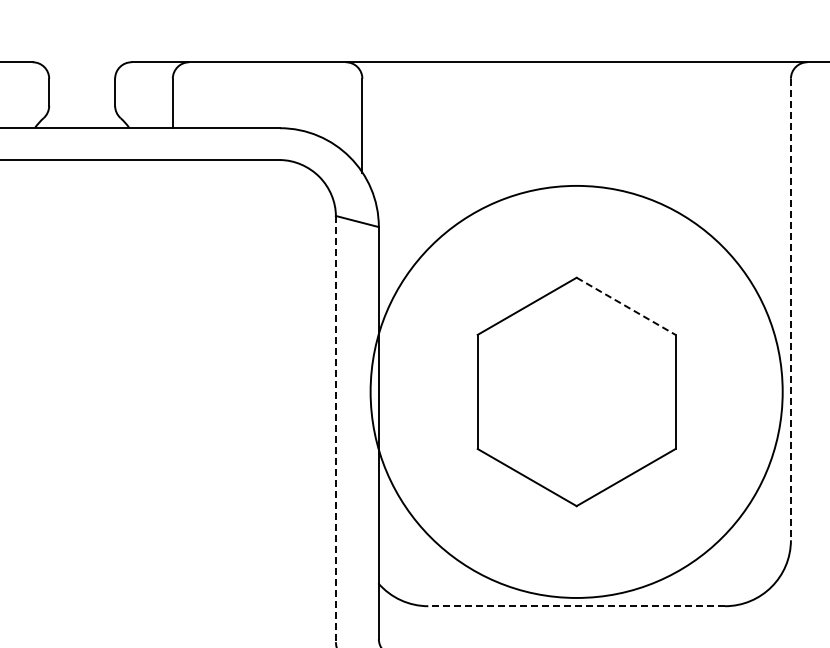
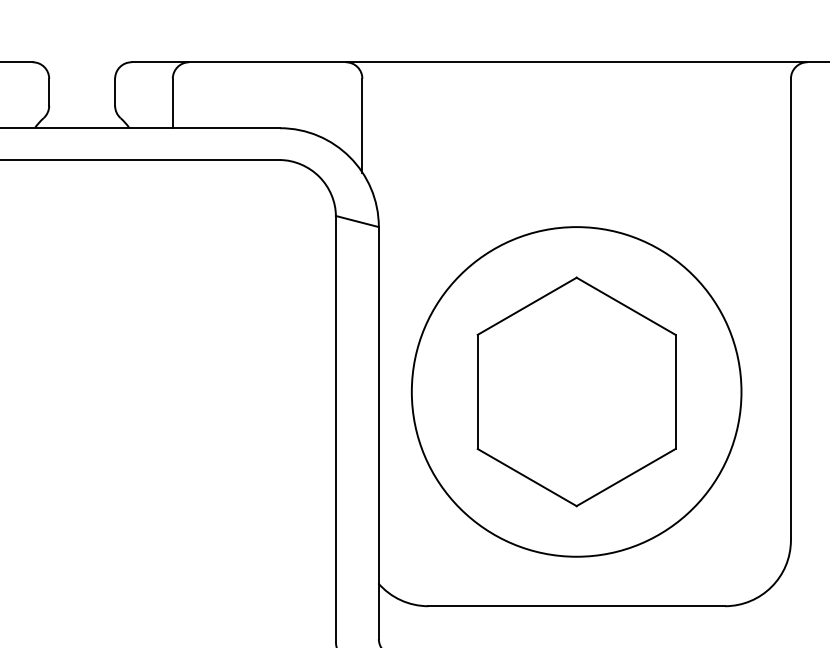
line: dashed -> solid (626, 306)
line: dashed -> solid (790, 309)
circle diameter: 412 px -> 330 px (576, 391)
line: dashed -> solid (335, 429)
line: dashed -> solid (576, 606)
